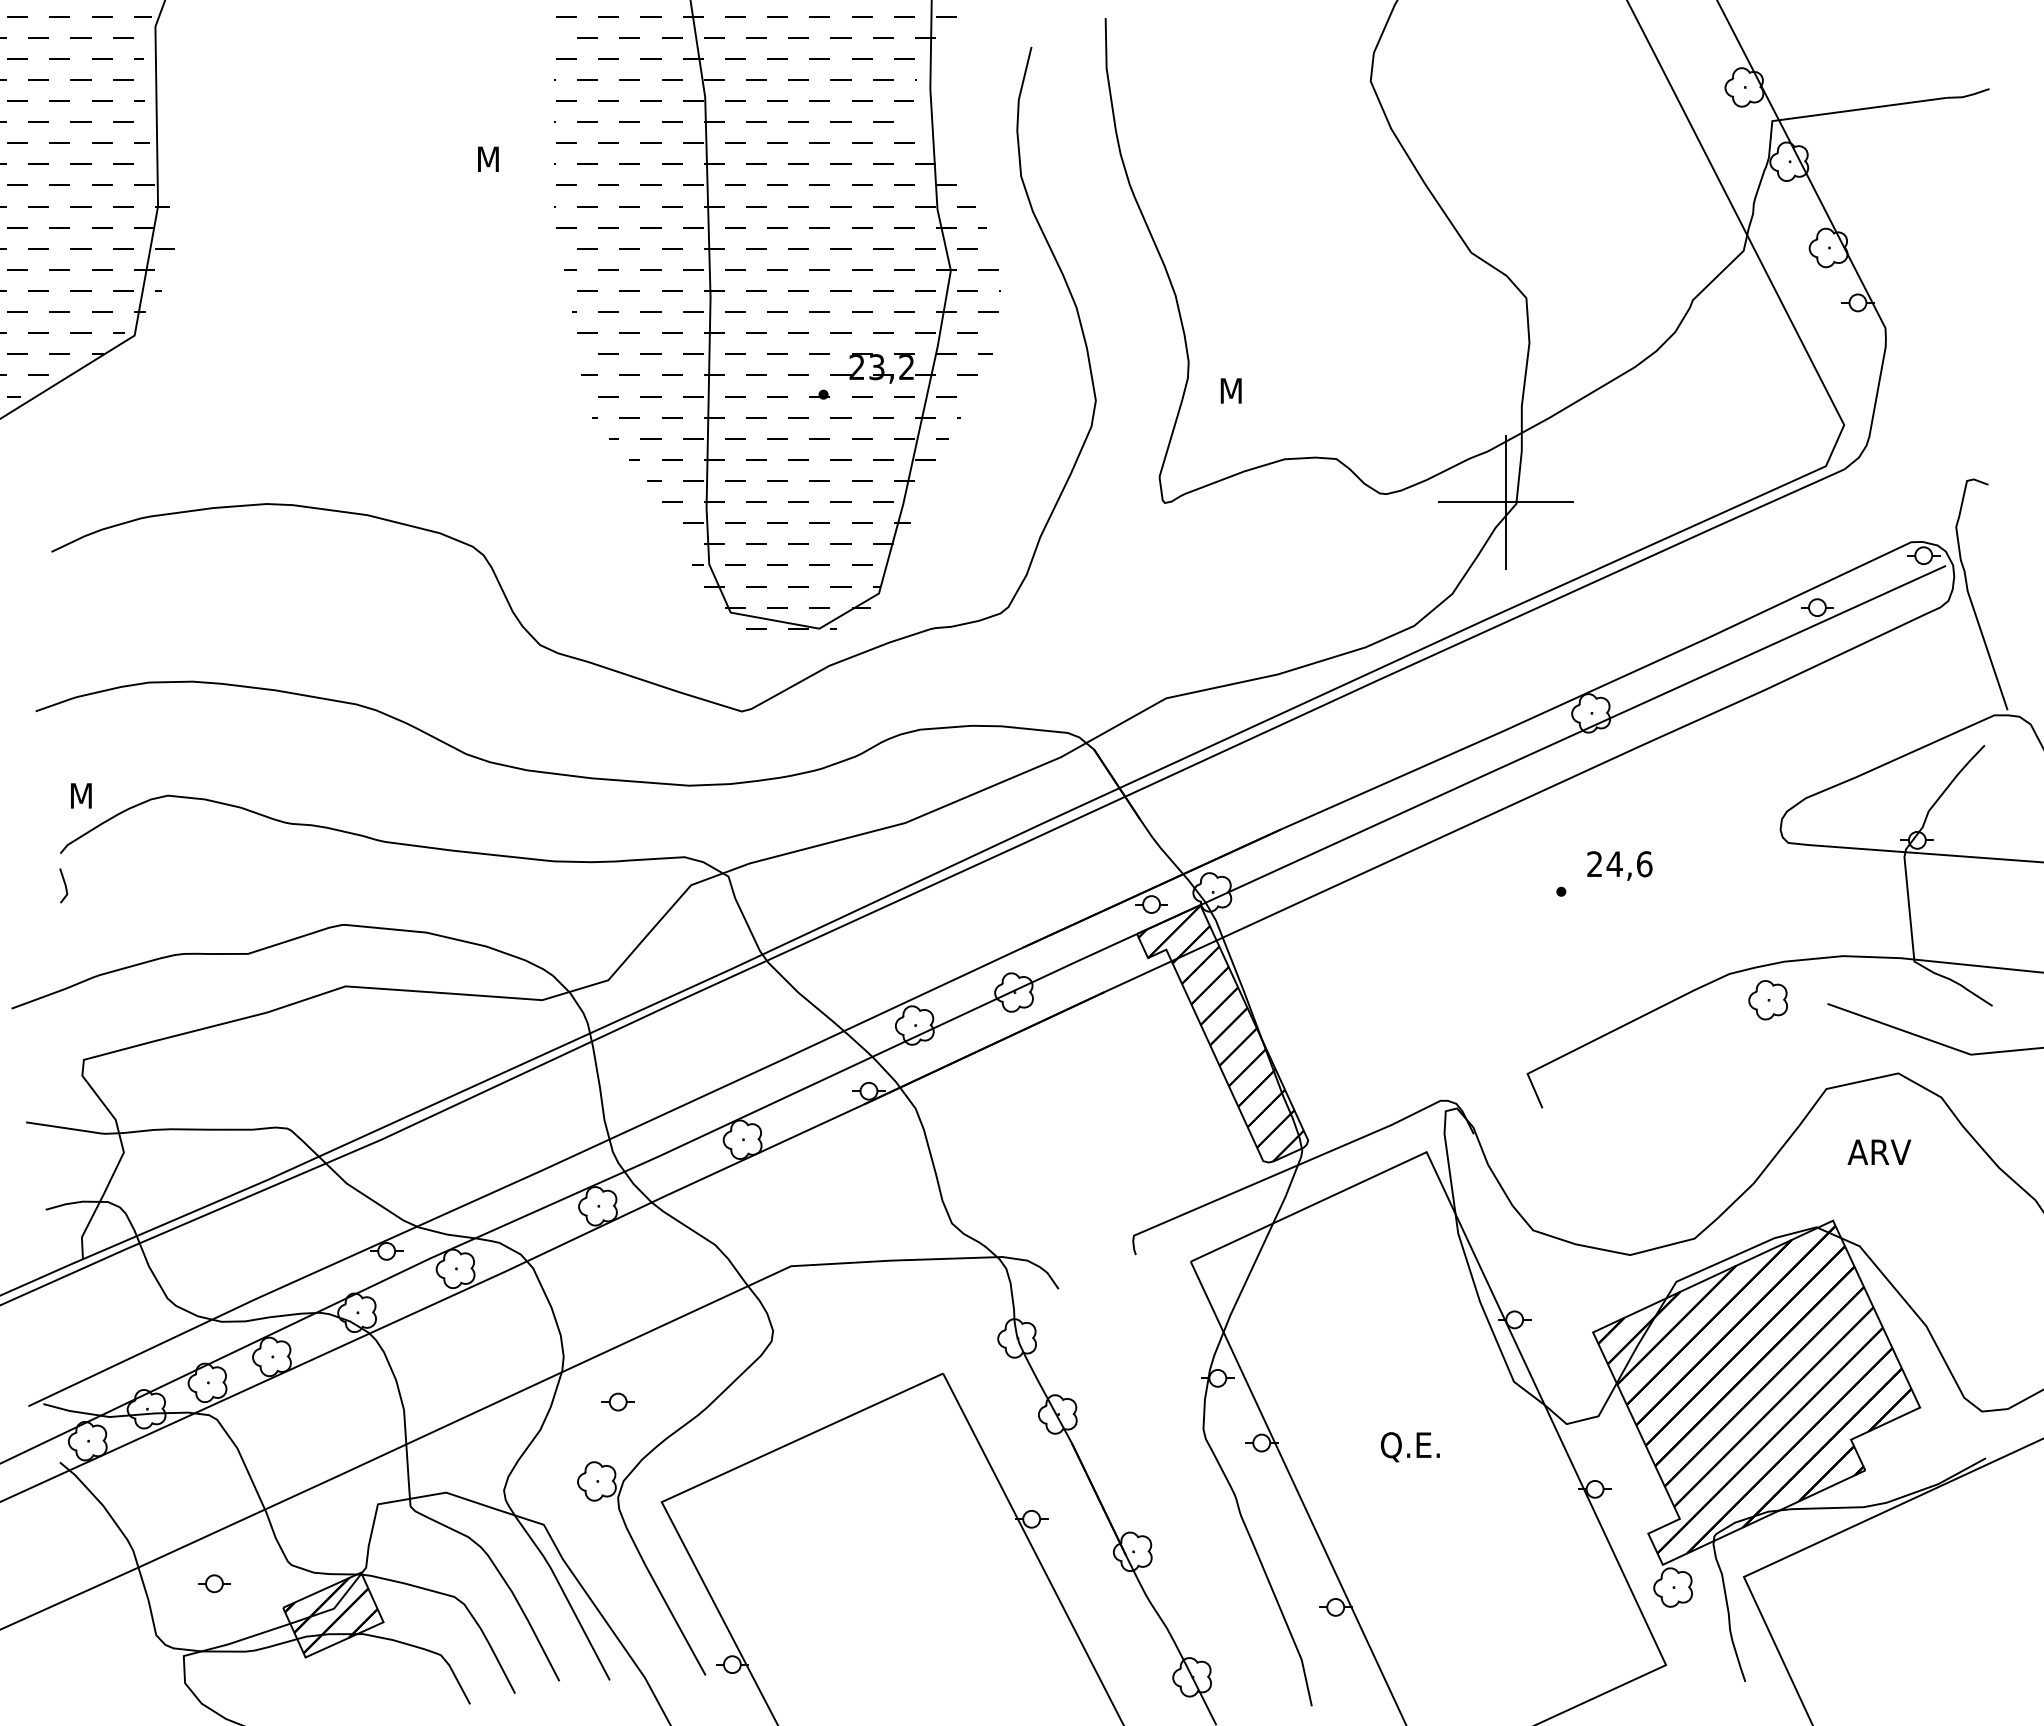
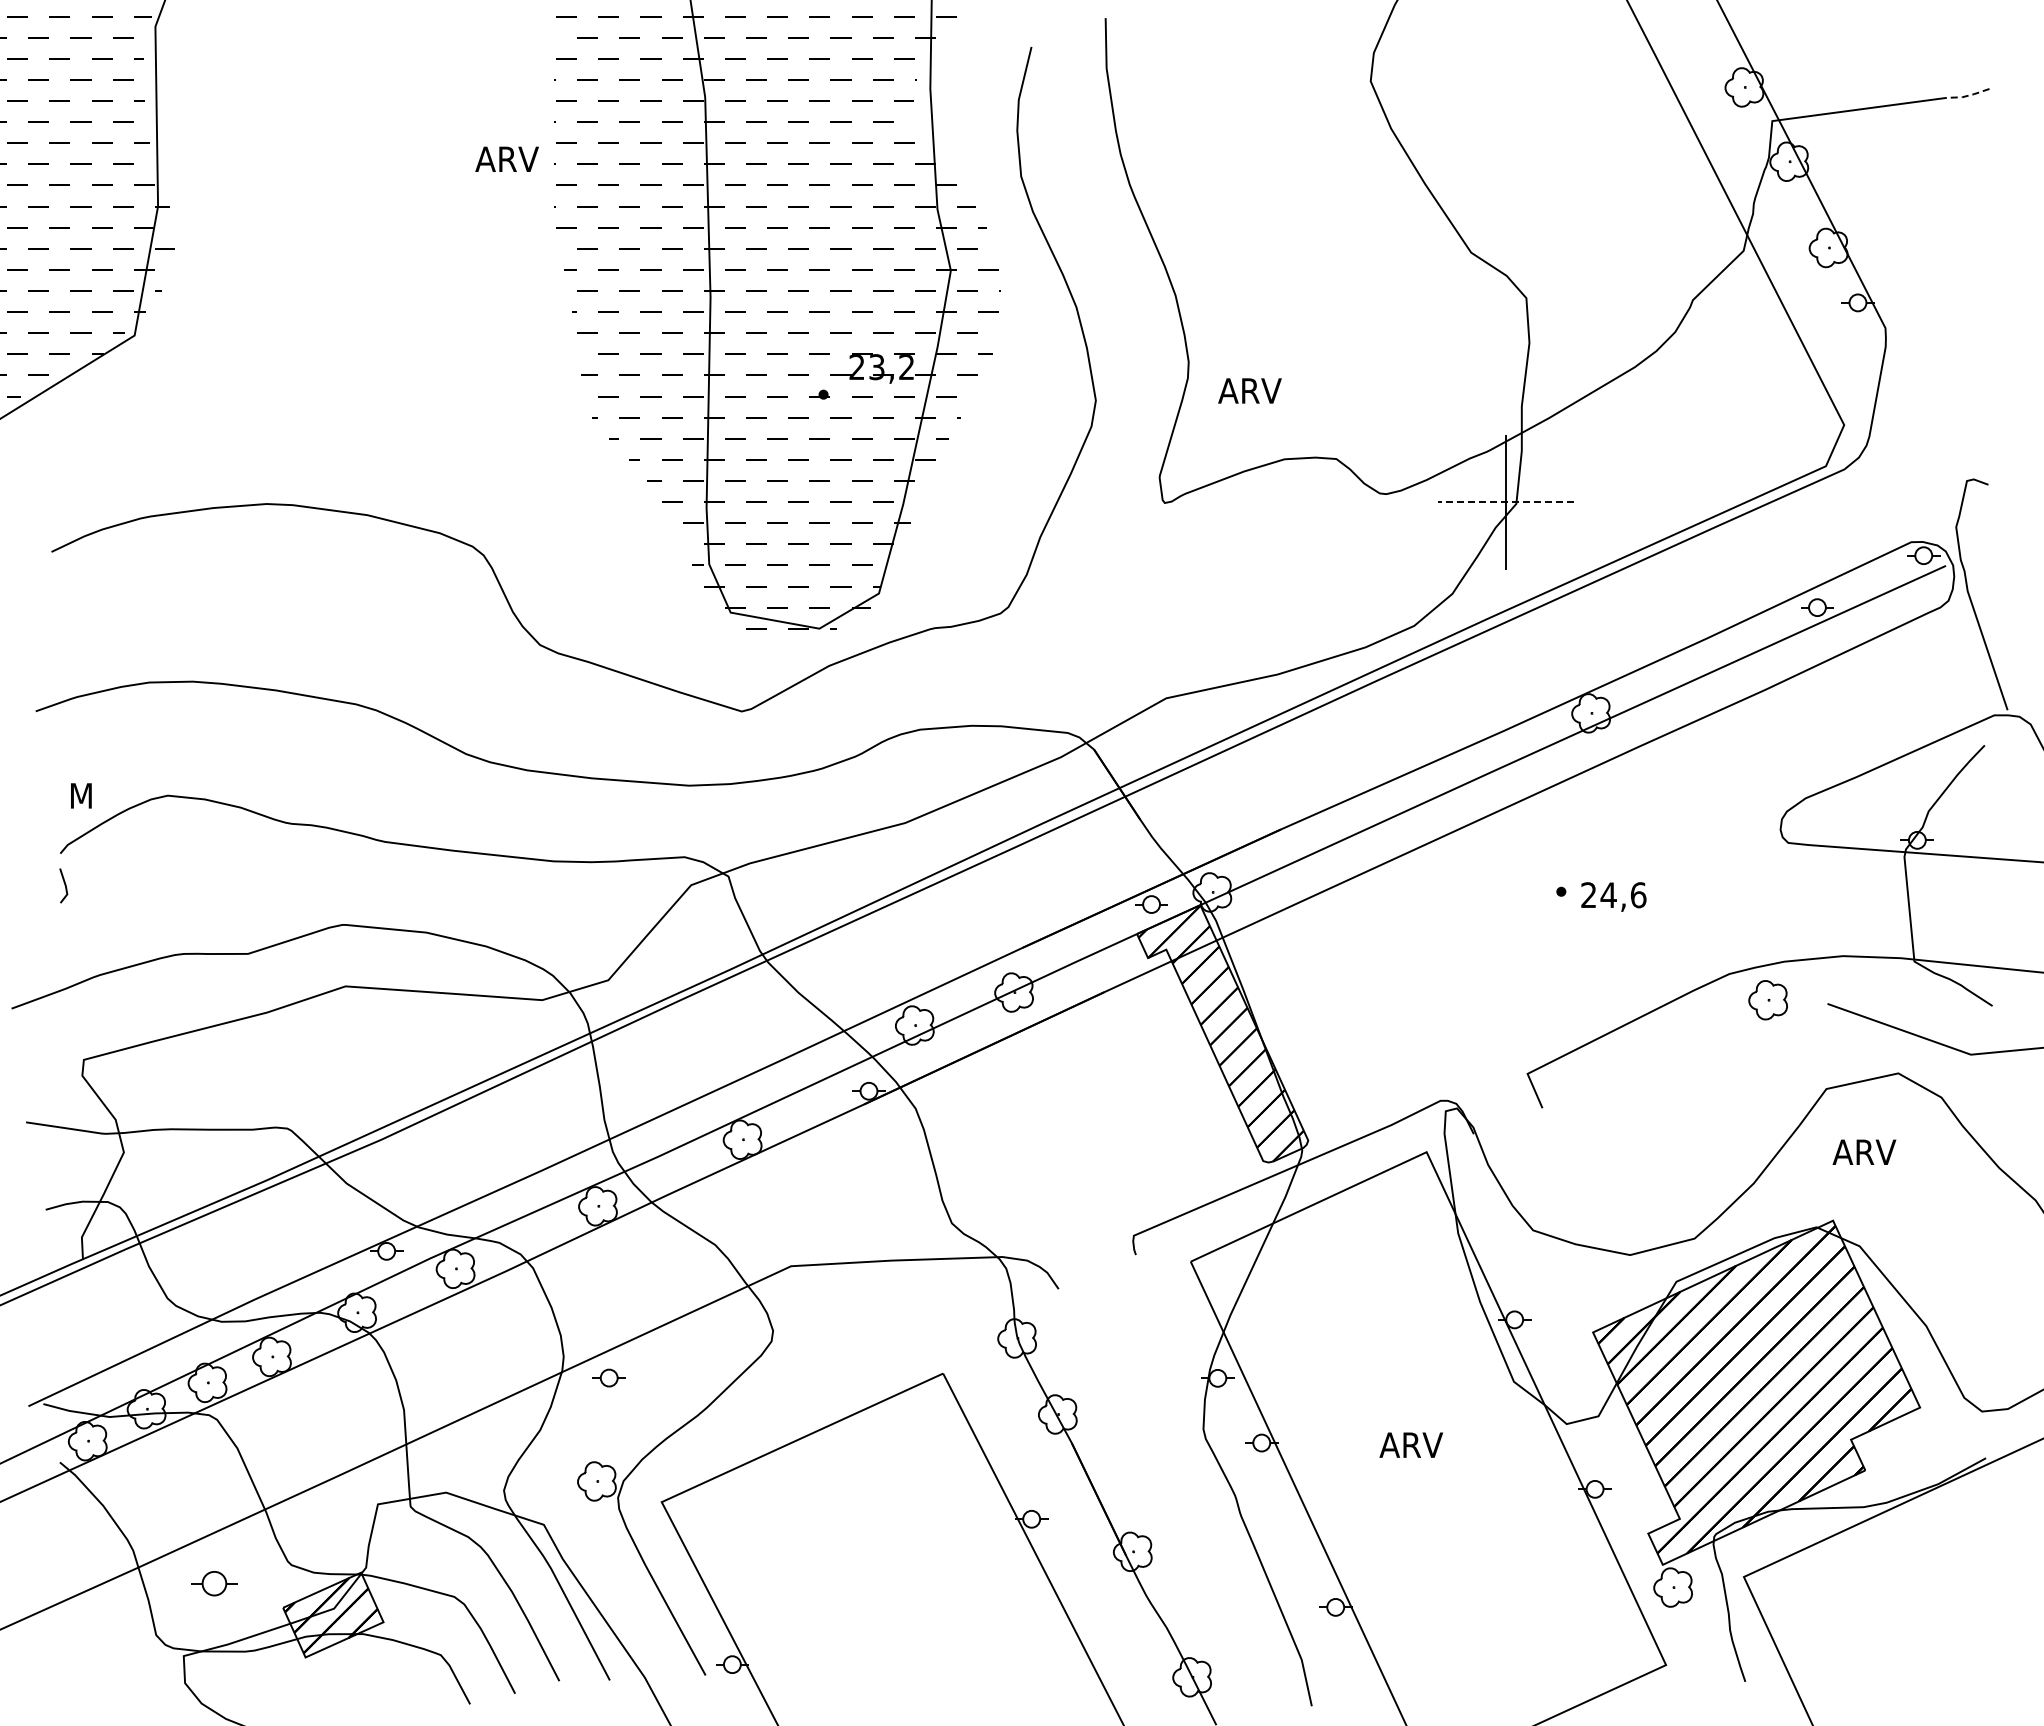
line: solid -> dashed (1968, 95)
text: M -> ARV (506, 158)
text: M -> ARV (1249, 390)
line: solid -> dashed (1505, 502)
text position: (1619, 865) -> (1613, 896) (1613, 896)
text position: (1879, 1151) -> (1864, 1151) (1864, 1151)
part position: (617, 1401) -> (608, 1377) (608, 1377)
text: Q.E. -> ARV (1411, 1447)
part size: 33x20 px -> 47x26 px (214, 1583)
